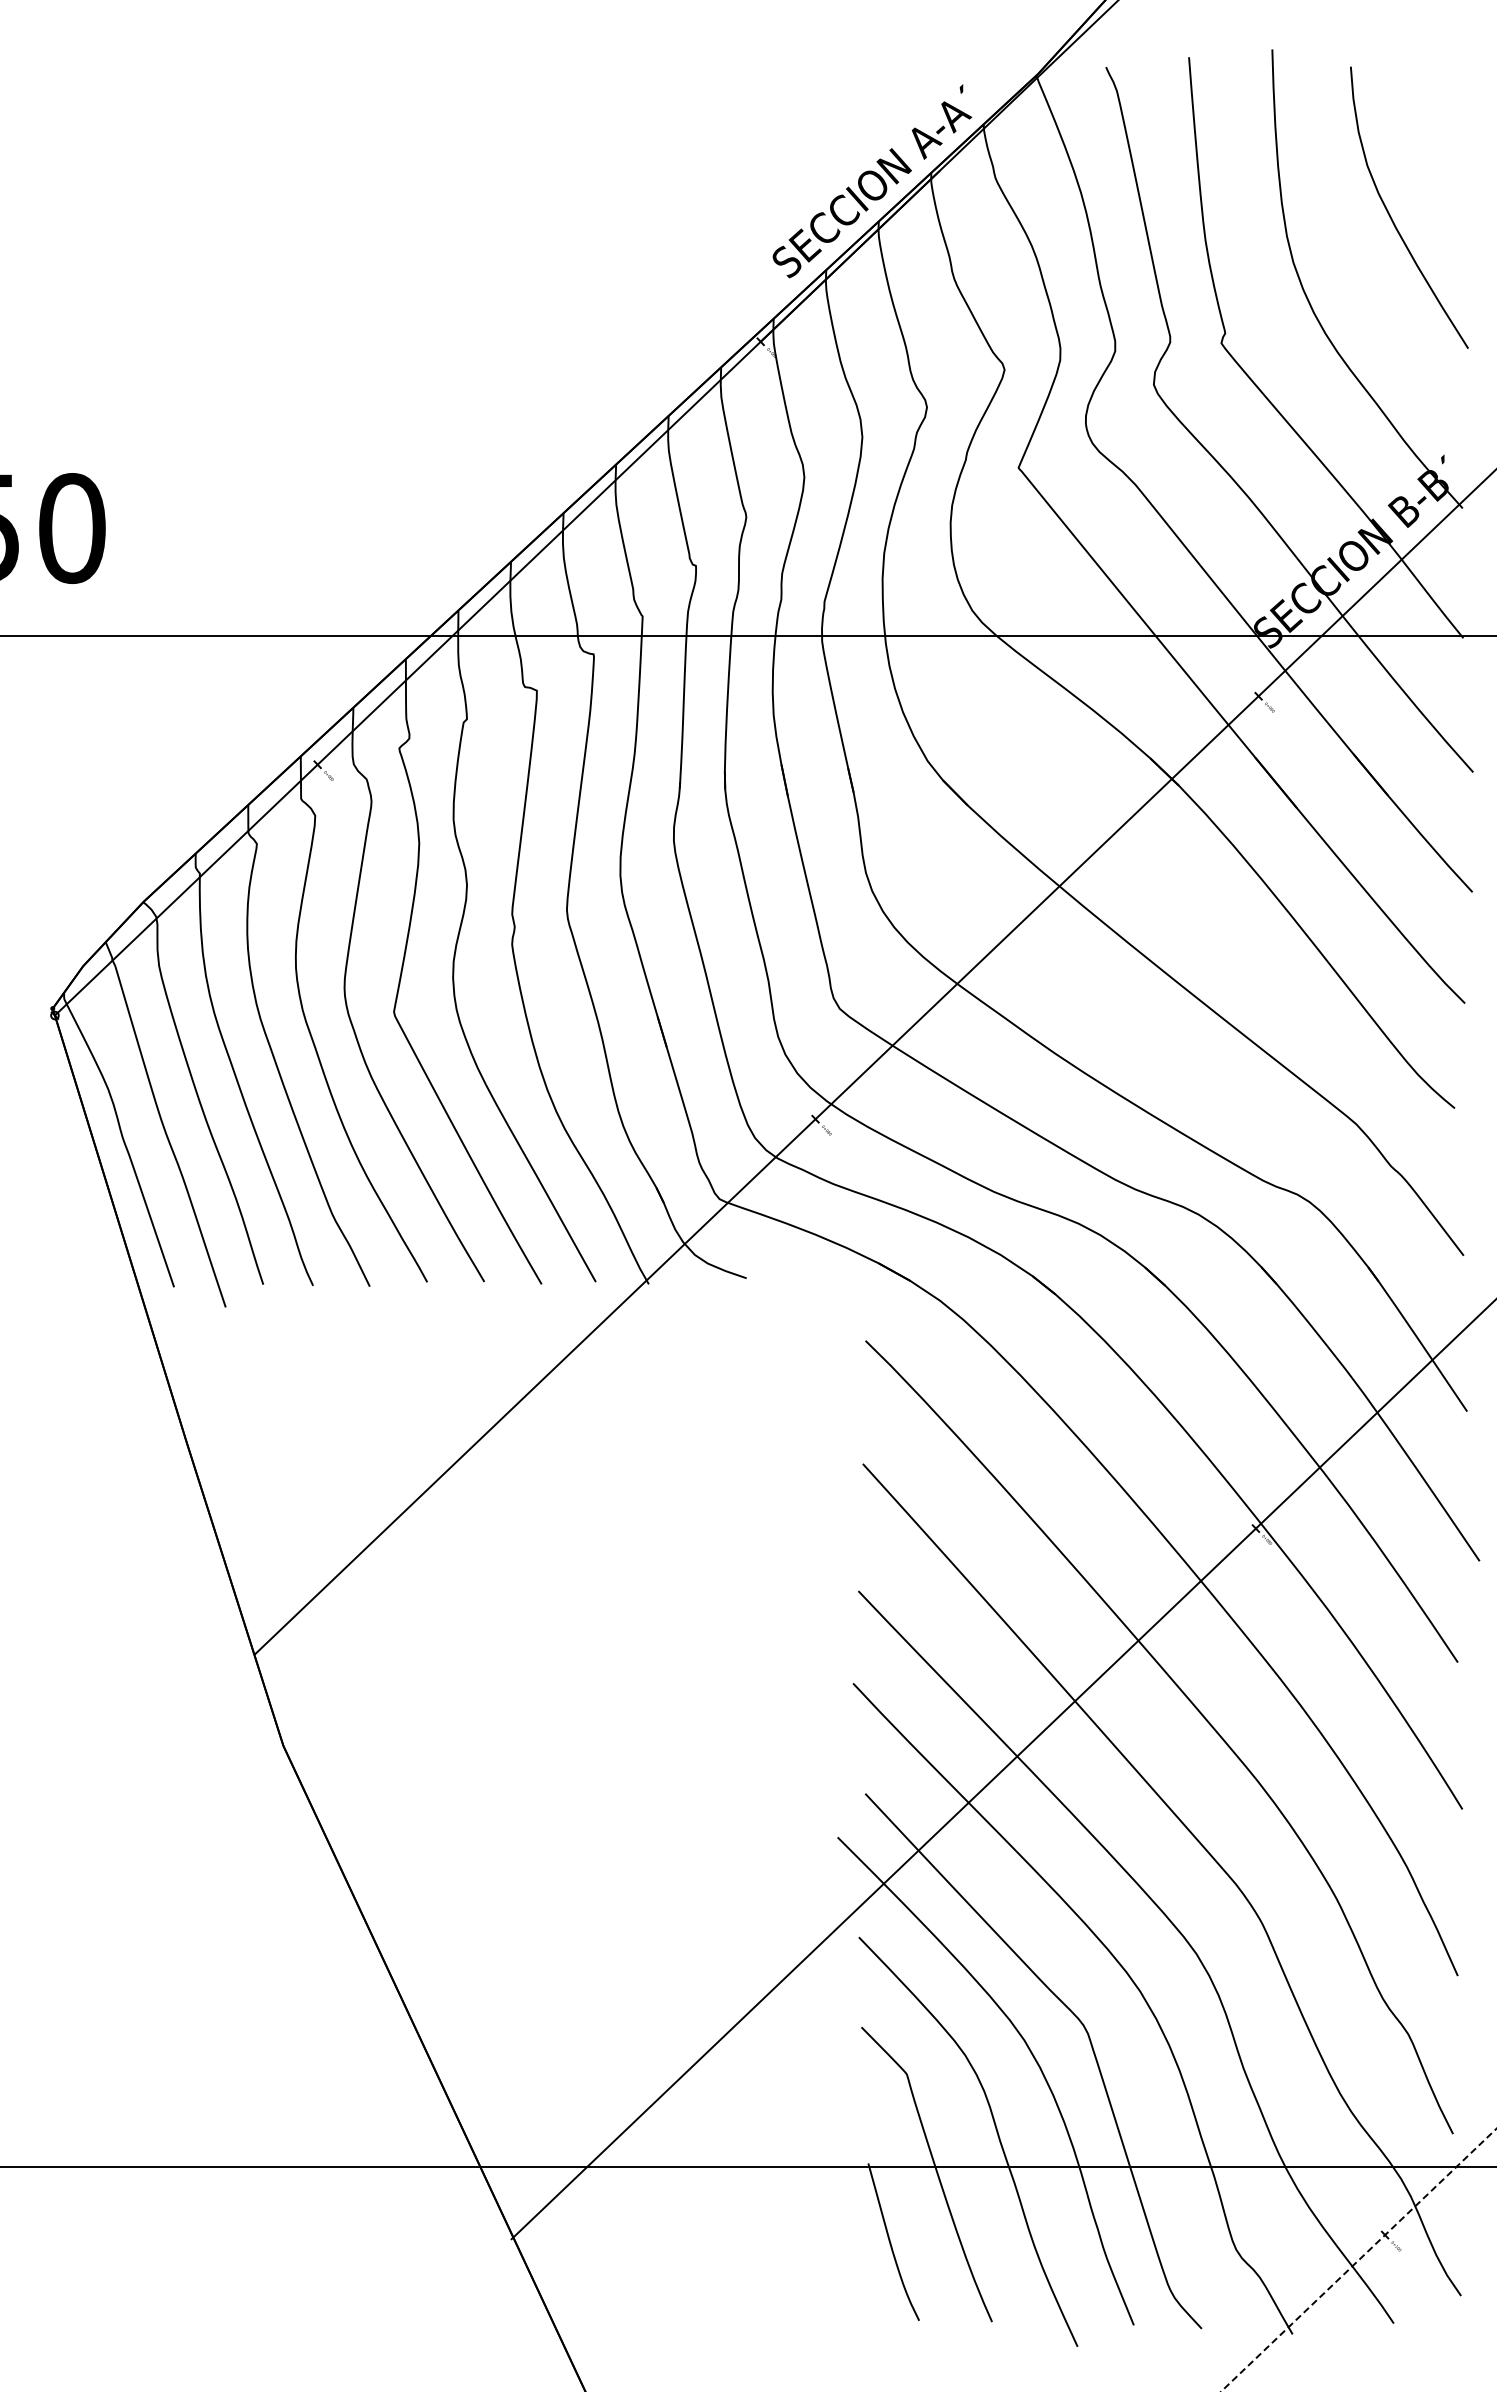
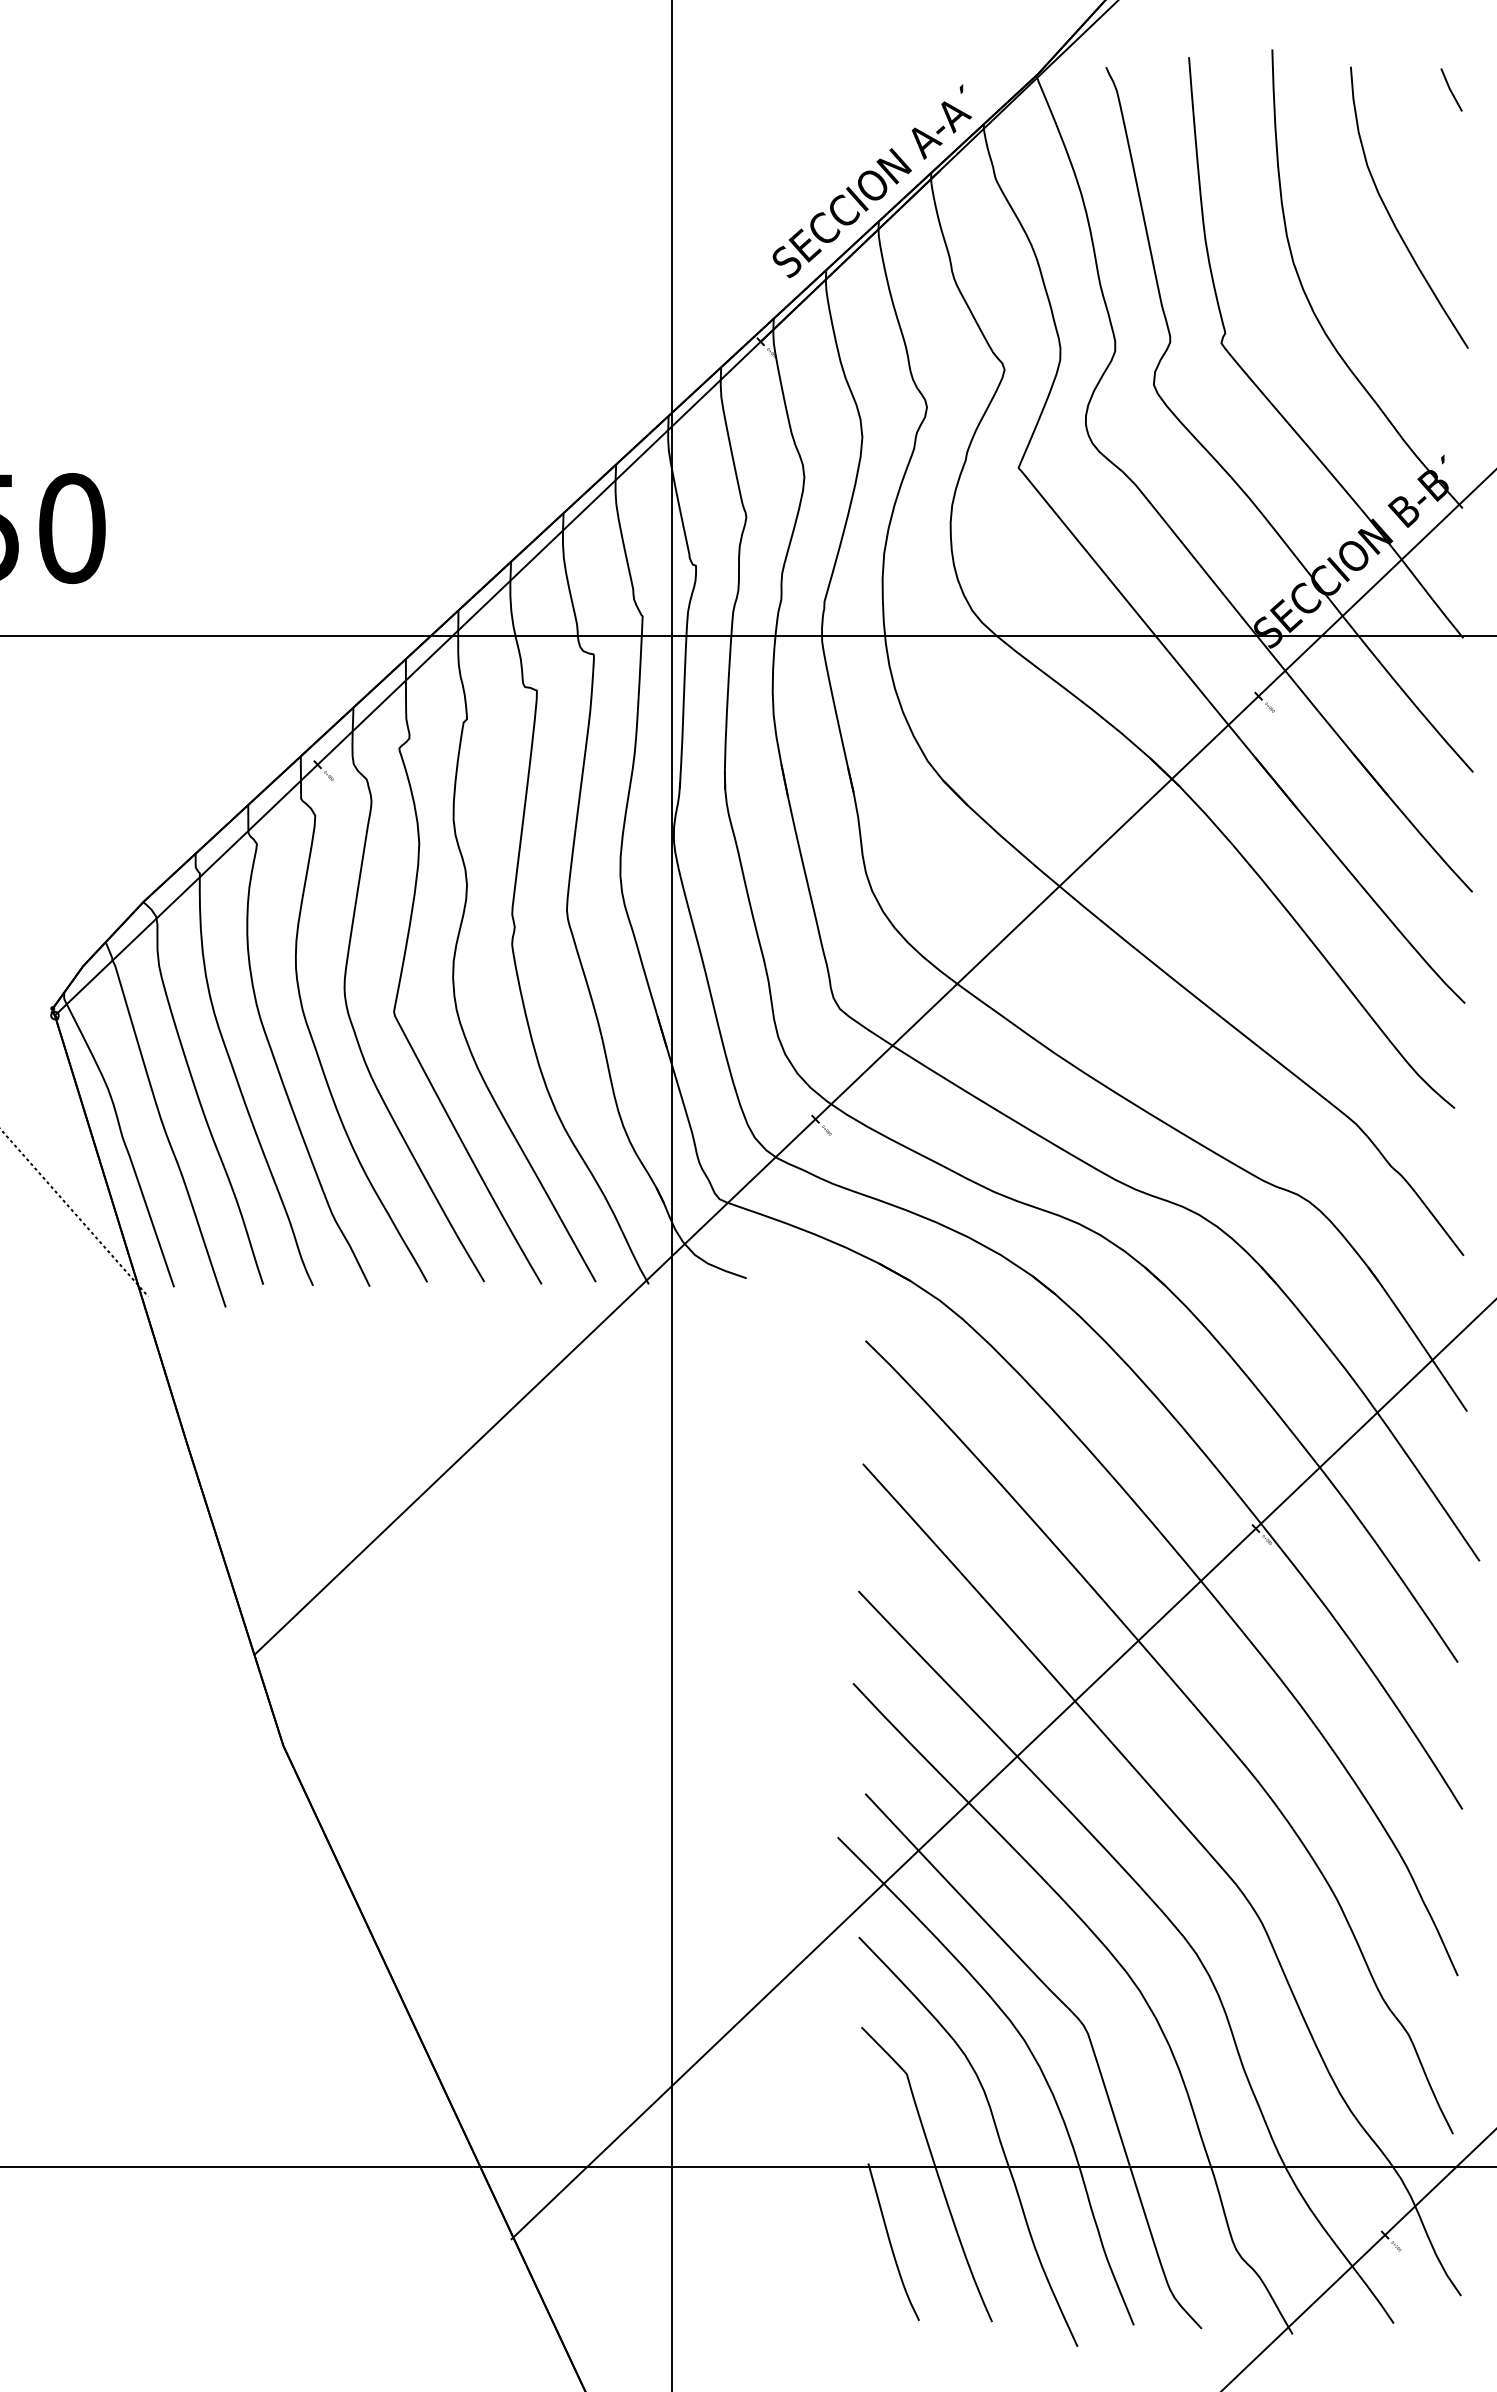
line: none -> present (1451, 89)
line: none -> present (671, 1195)
line: none -> present (75, 1213)
line: dashed -> solid (1358, 2260)
